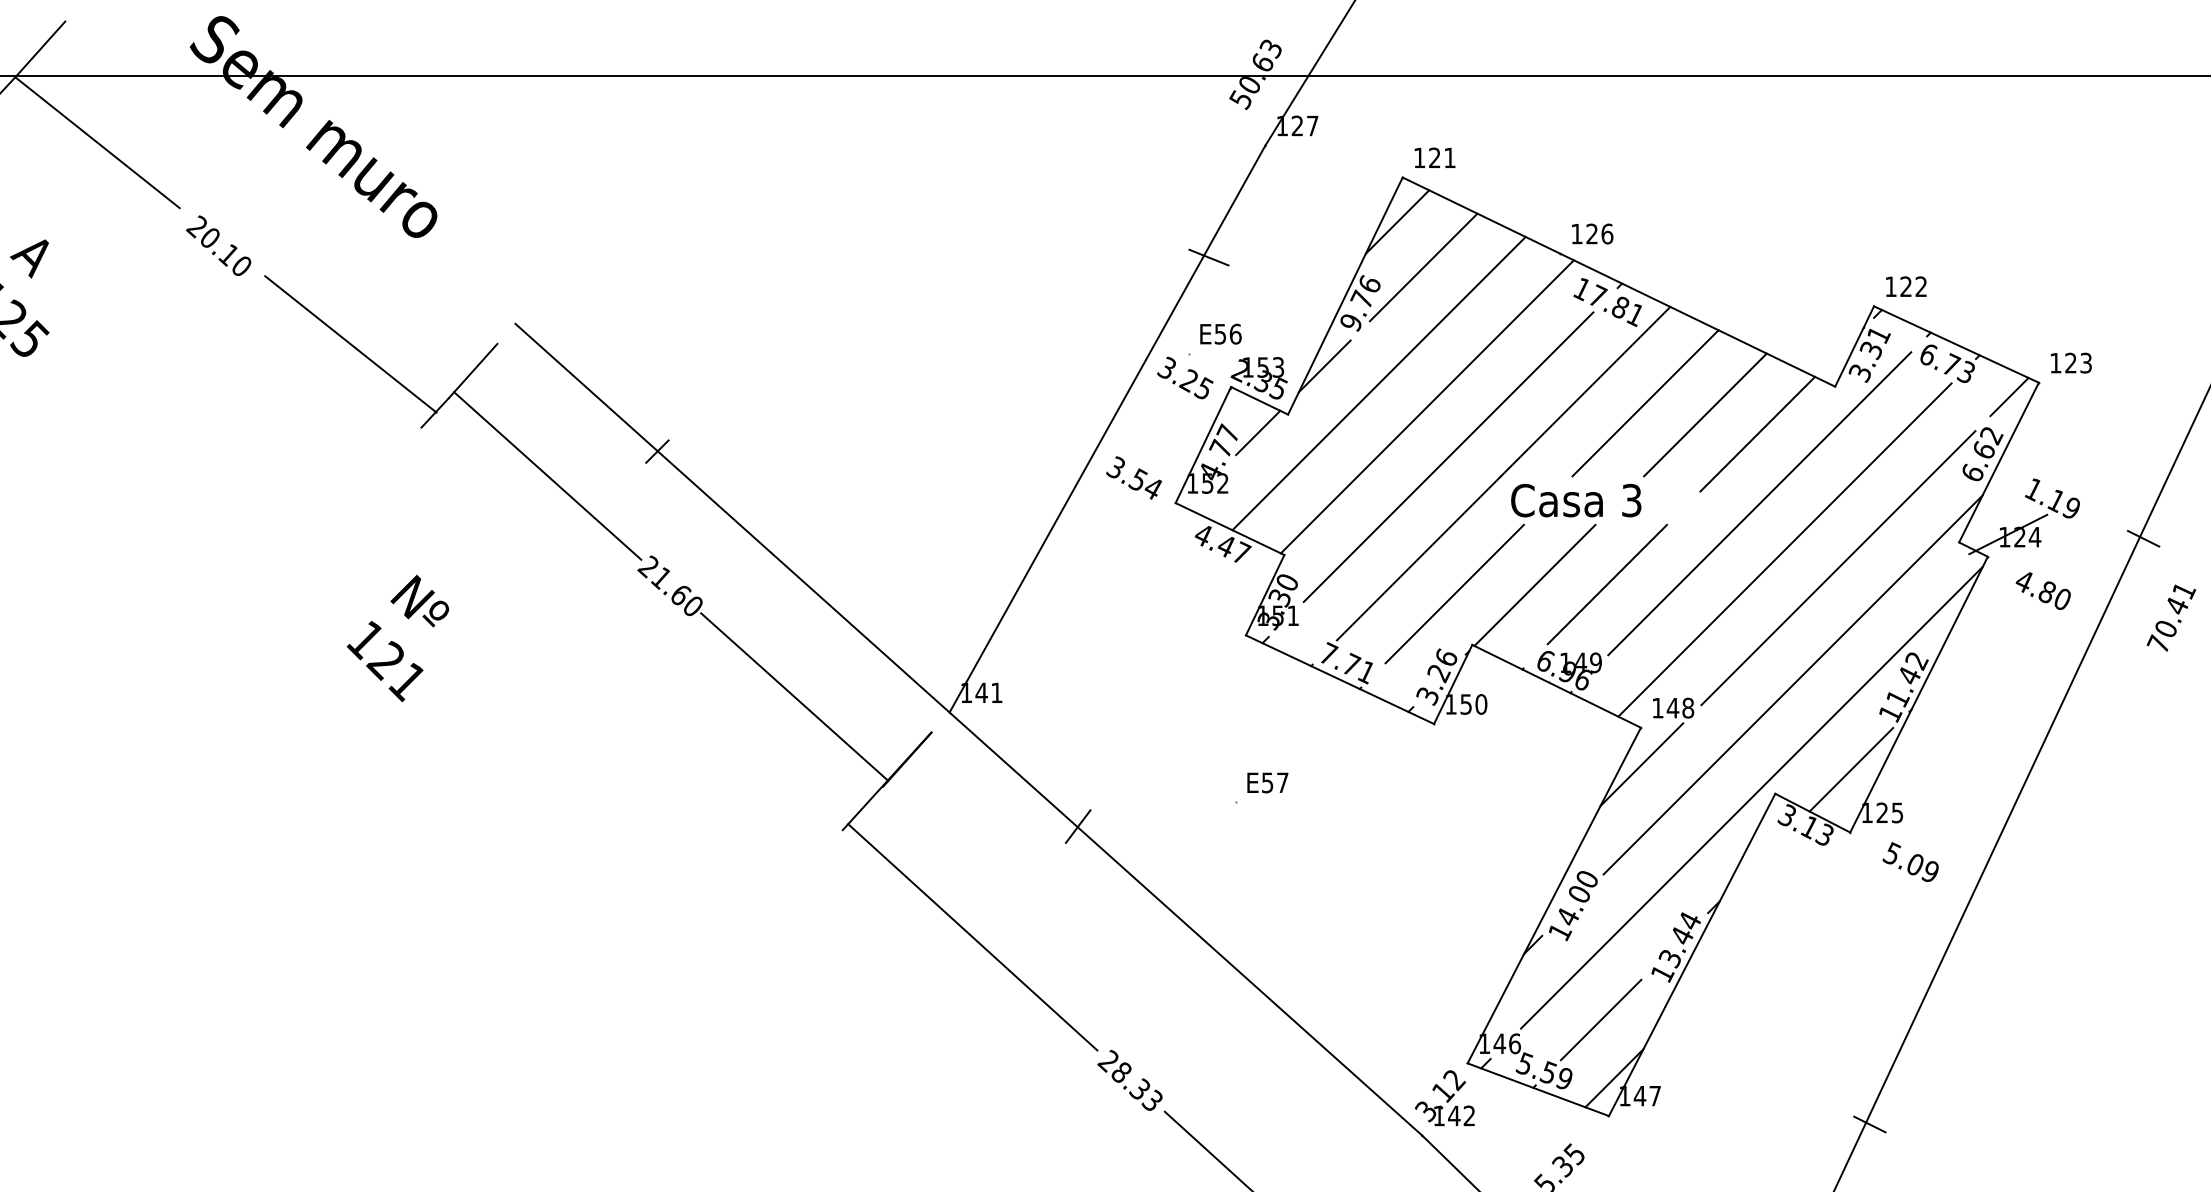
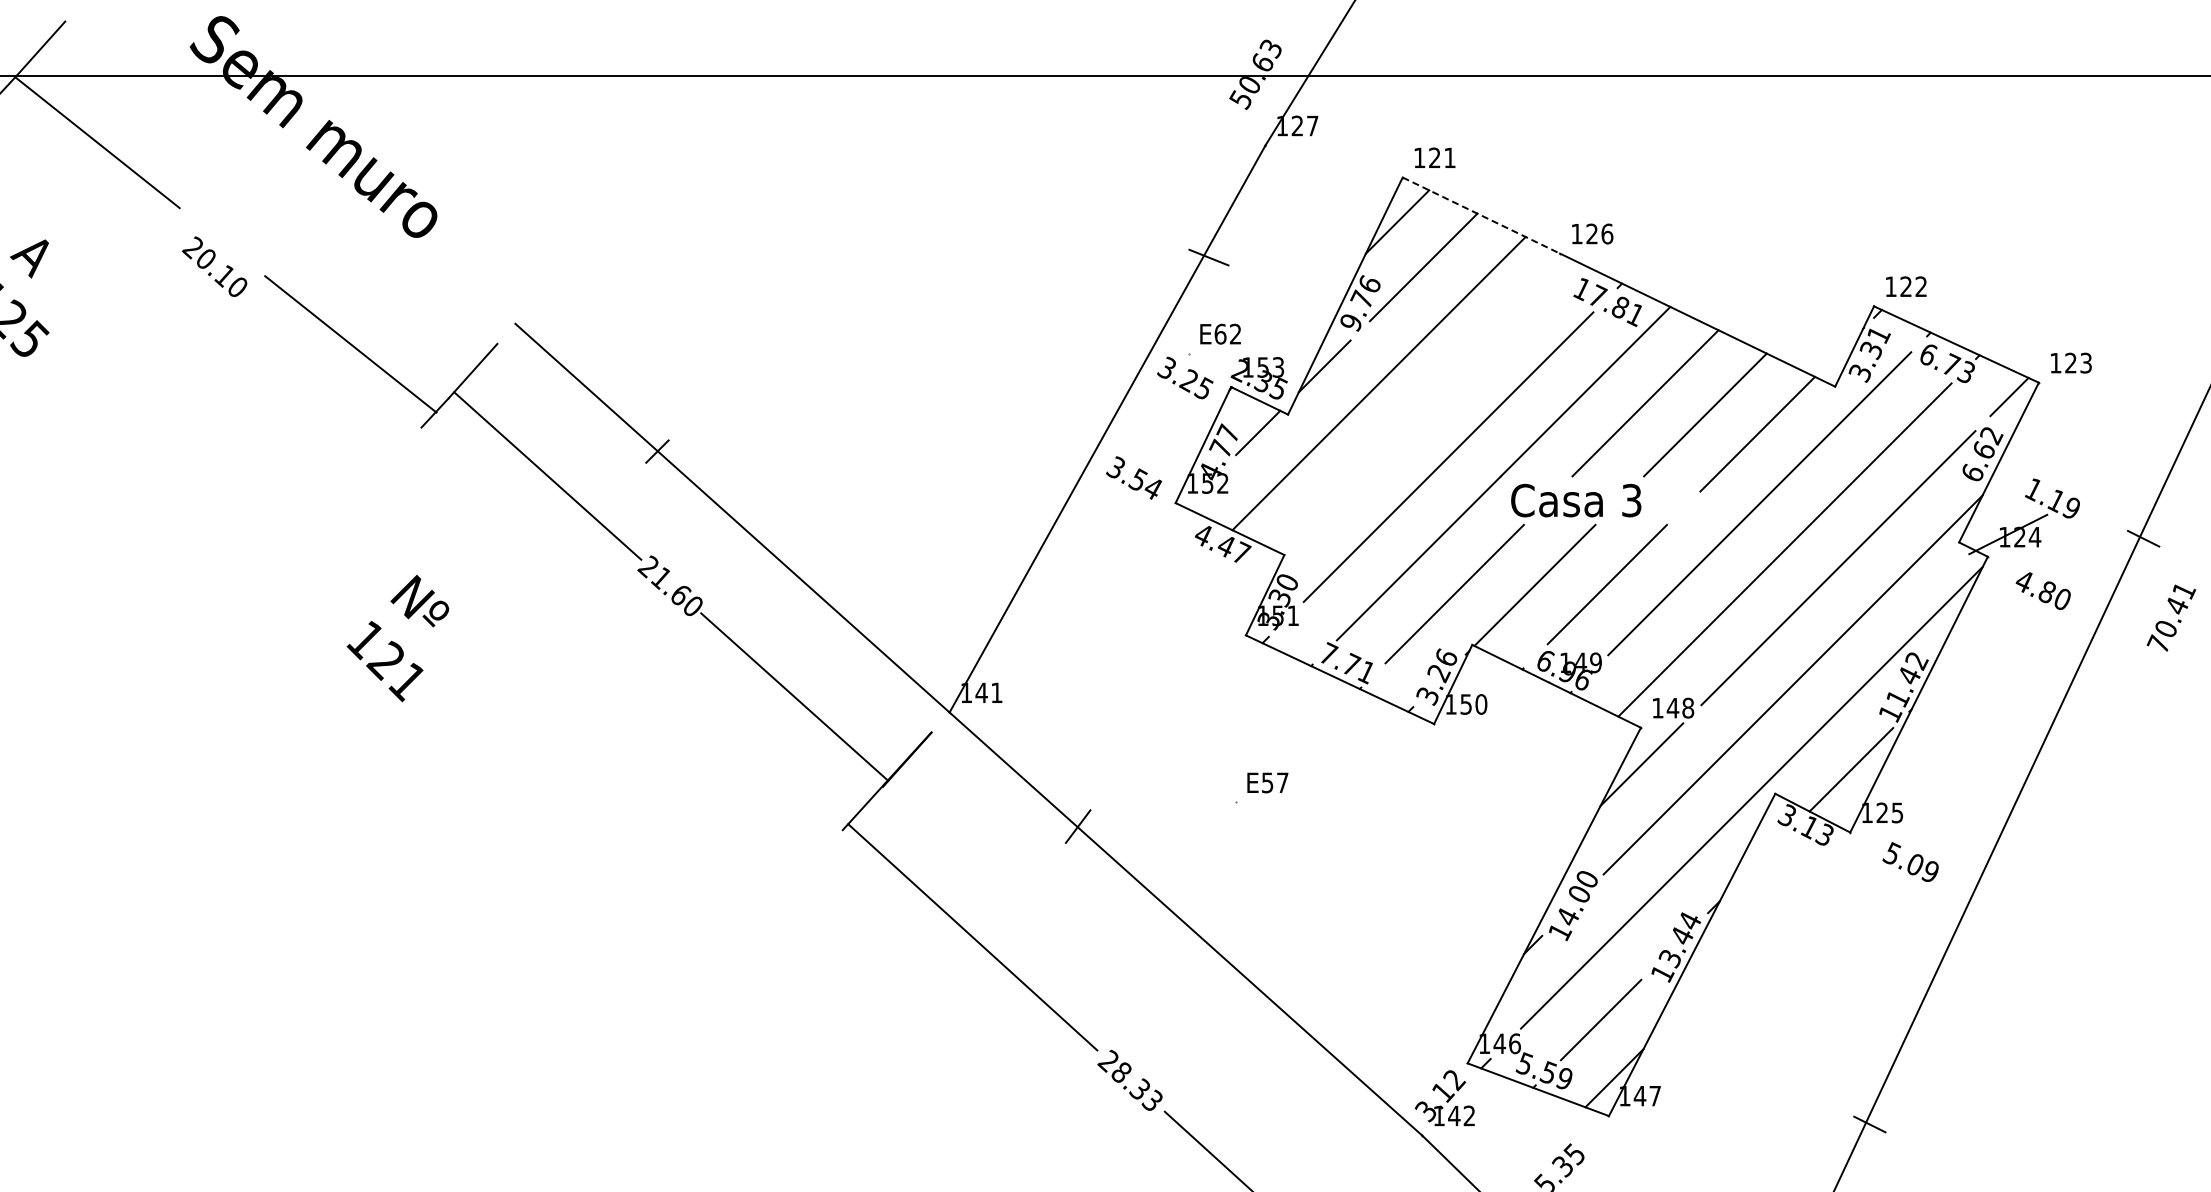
line: solid -> dashed (1481, 215)
text position: (218, 245) -> (214, 266) (214, 266)
text: E56 -> E62 (1227, 333)
line: present -> none (1426, 406)
